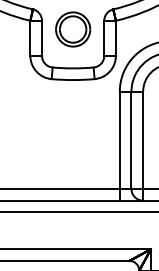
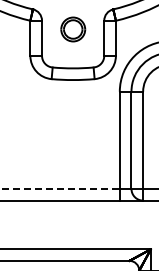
part size: 37x37 px -> 27x27 px (73, 29)
line: solid -> dashed (60, 188)
line: present -> none (78, 212)
